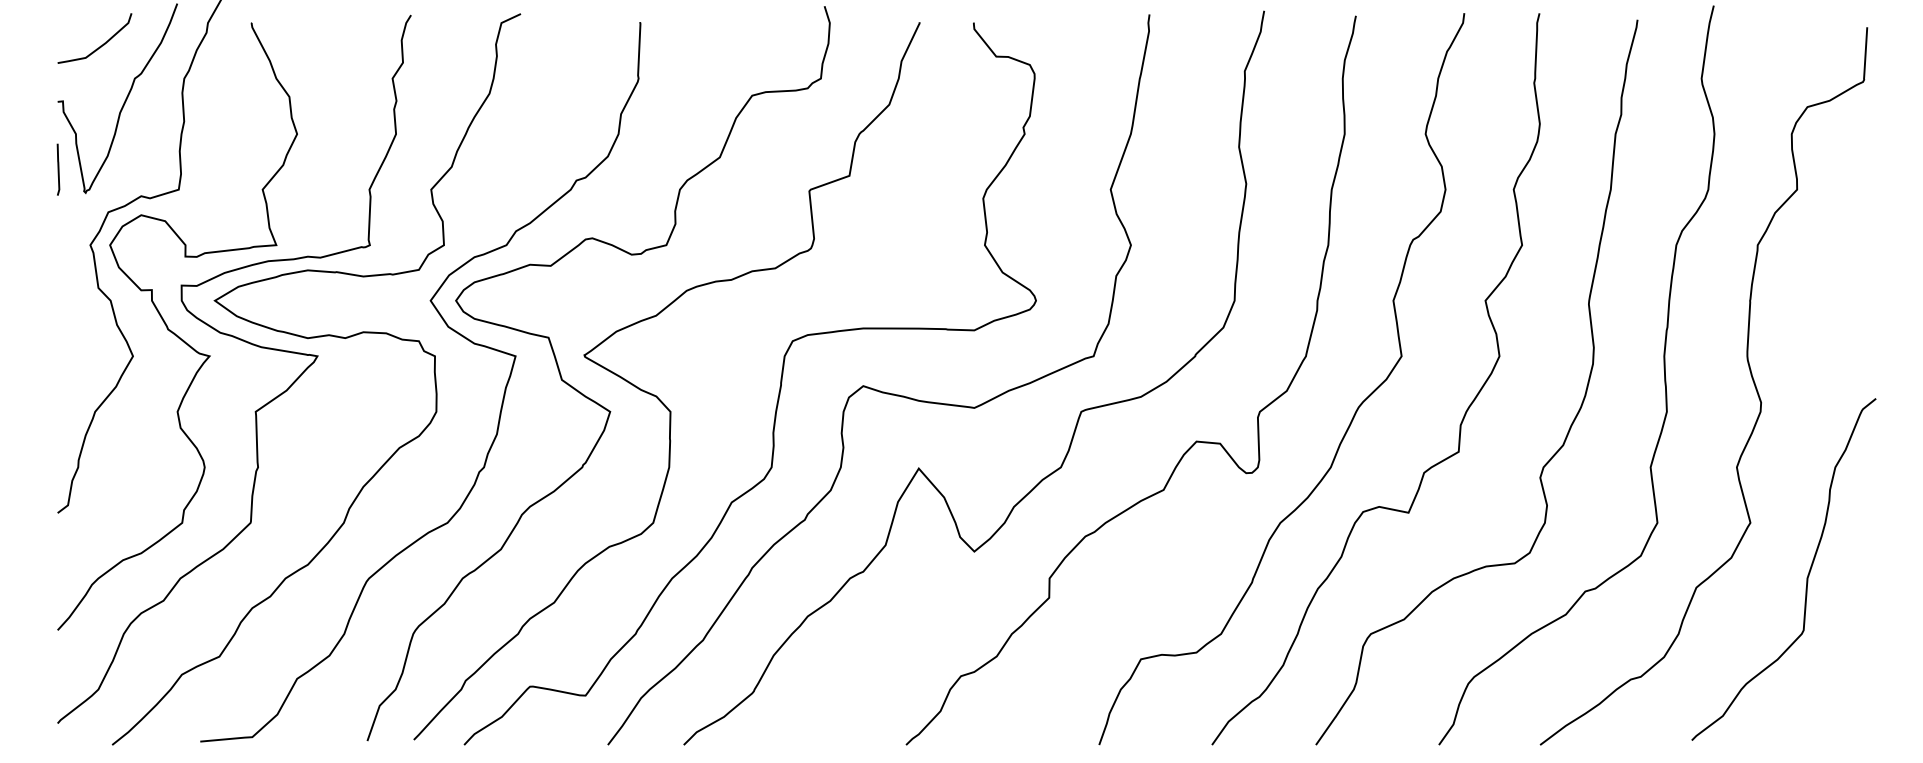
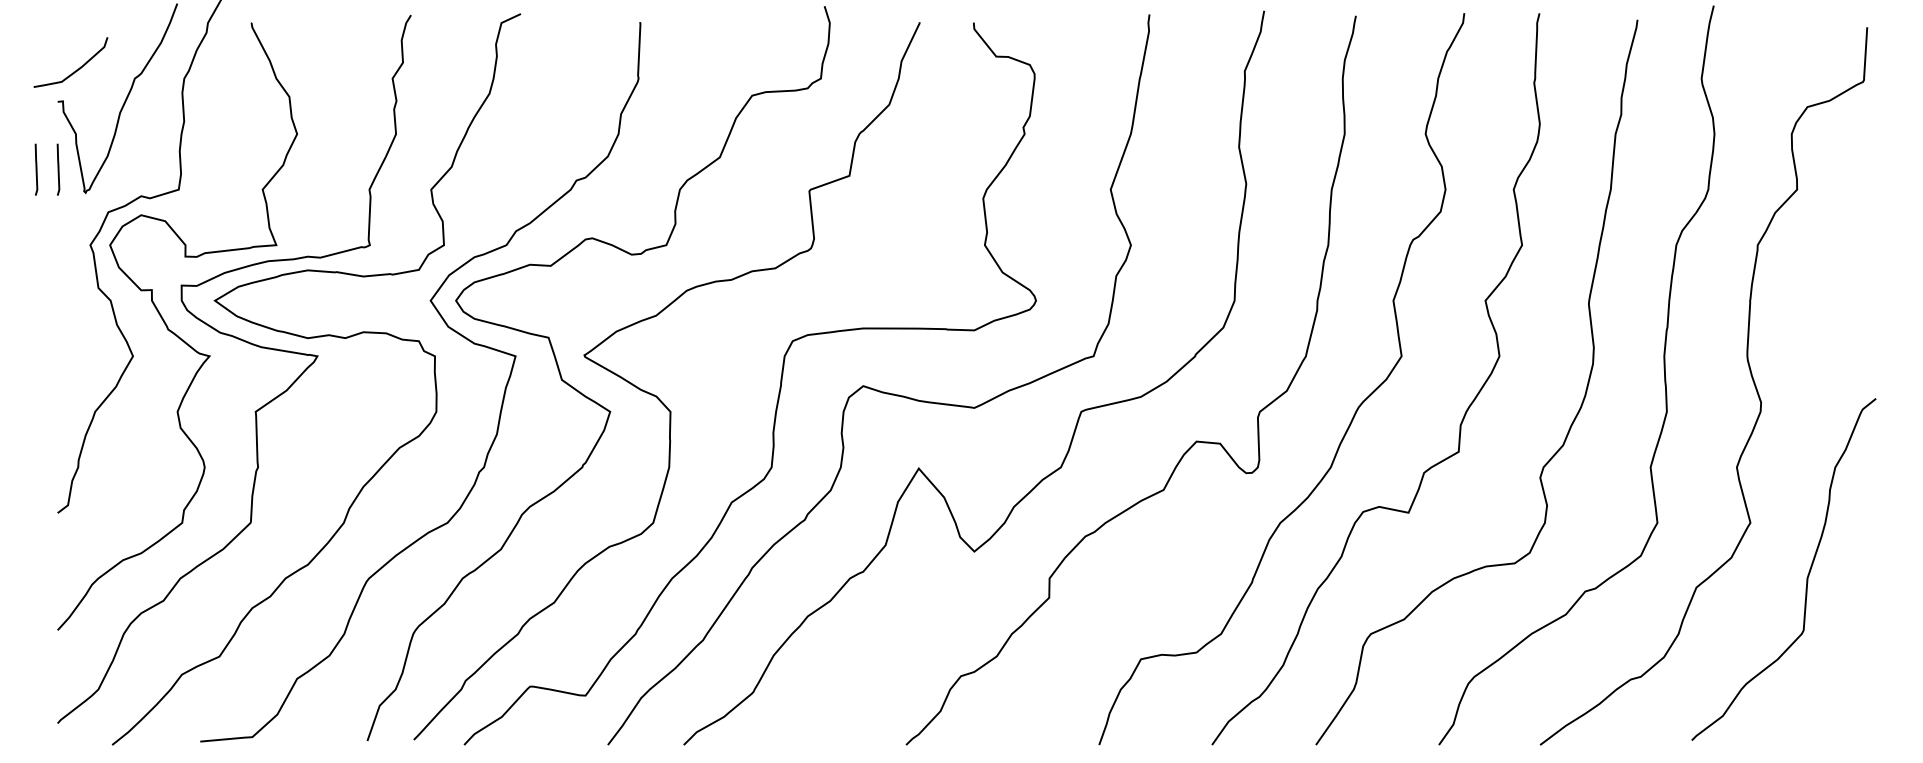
curve position: (100, 45) -> (76, 69) (76, 69)
line: none -> present (36, 169)
